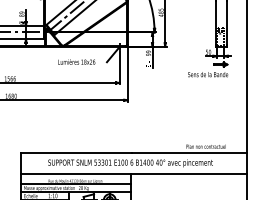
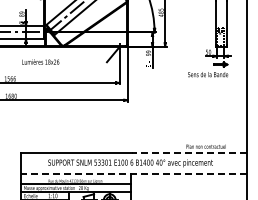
text position: (76, 61) -> (40, 61) (40, 61)
line: solid -> dashed (189, 153)
line: solid -> dashed (134, 173)
